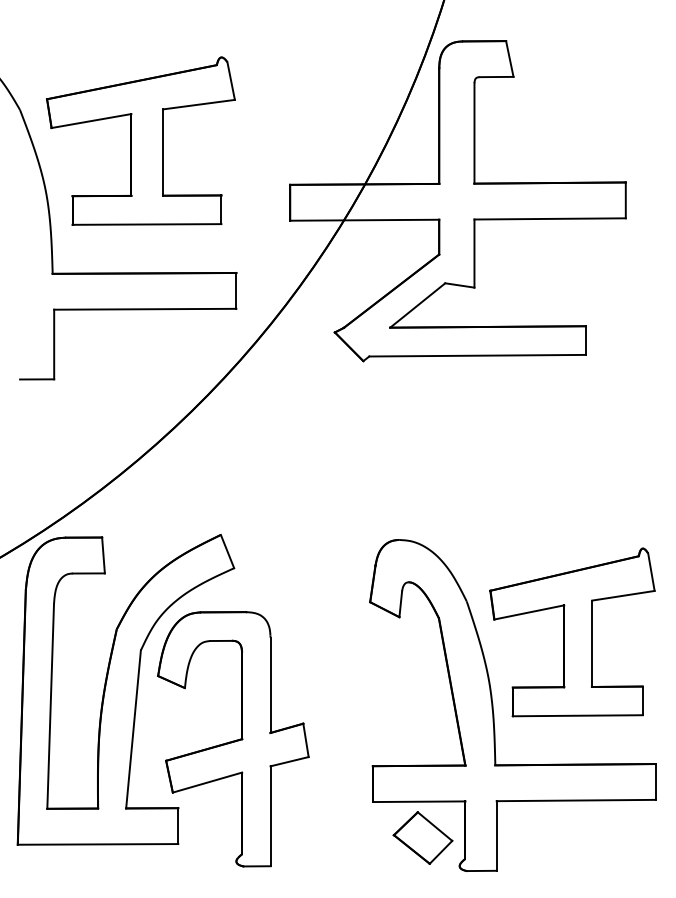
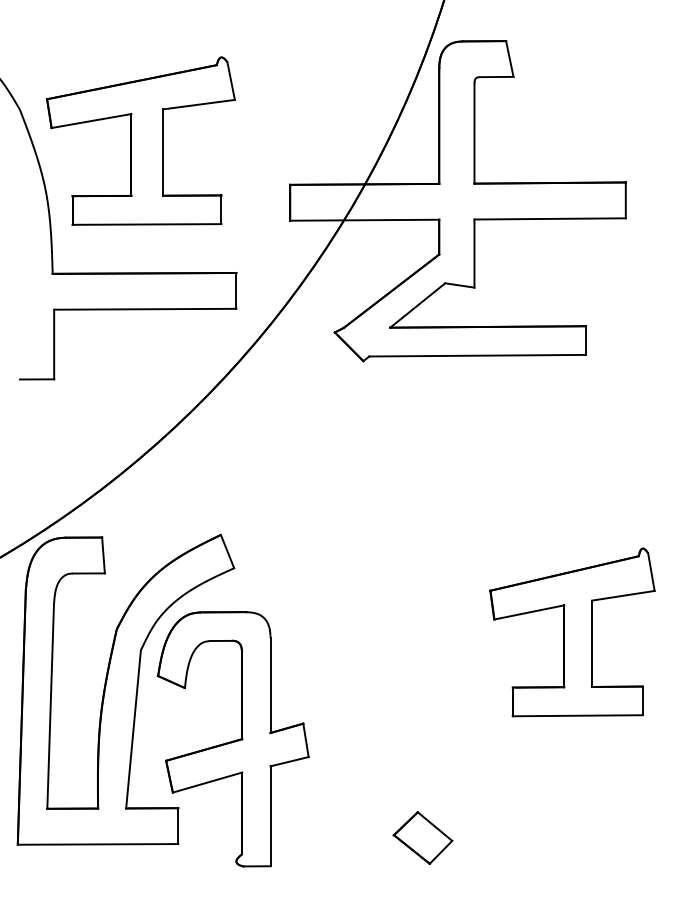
part: present -> none (493, 705)
